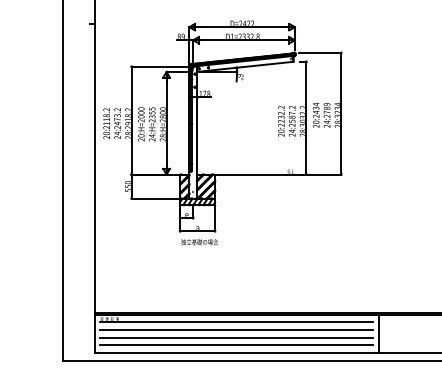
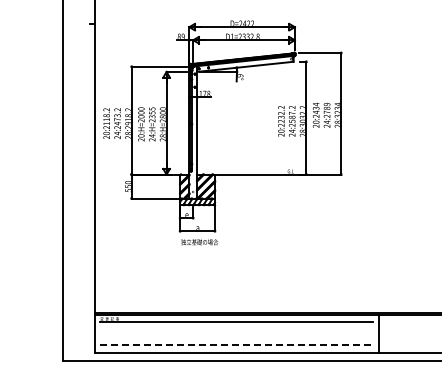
line: present -> none (236, 330)
line: present -> none (236, 337)
line: solid -> dashed (236, 345)
